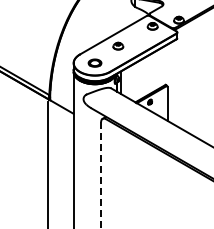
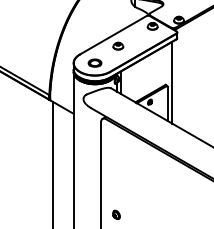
line: none -> present (172, 82)
line position: (47, 163) -> (52, 163) (52, 163)
line: dashed -> solid (101, 175)
part: none -> present (116, 214)
